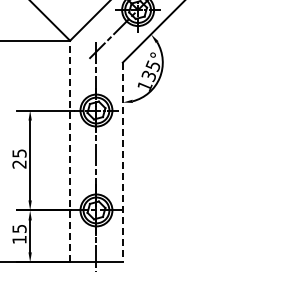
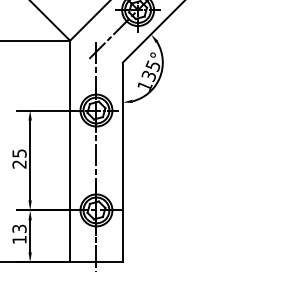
line: dashed -> solid (70, 151)
line: dashed -> solid (122, 162)
text: 15 -> 13 (18, 228)
